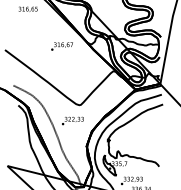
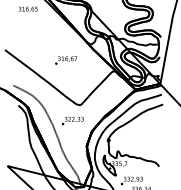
text position: (61, 46) -> (65, 60) (65, 60)
